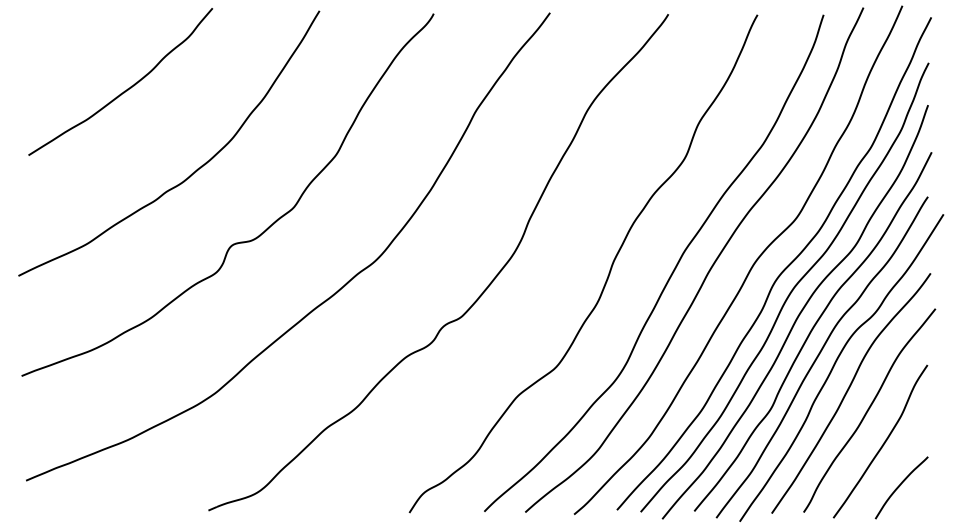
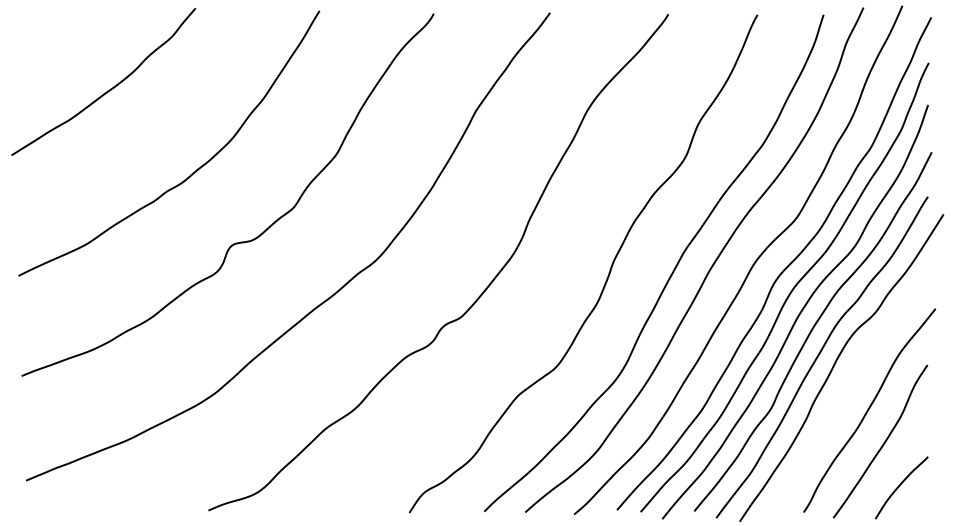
curve position: (124, 90) -> (107, 90) (107, 90)
curve: present -> none (848, 391)
